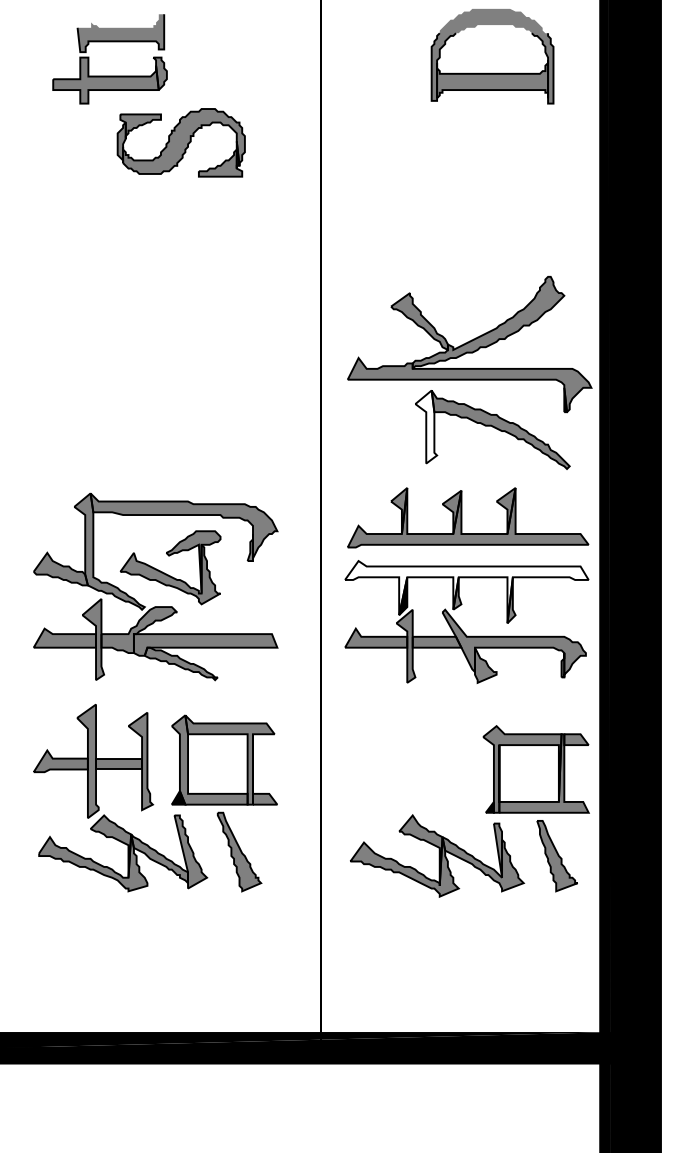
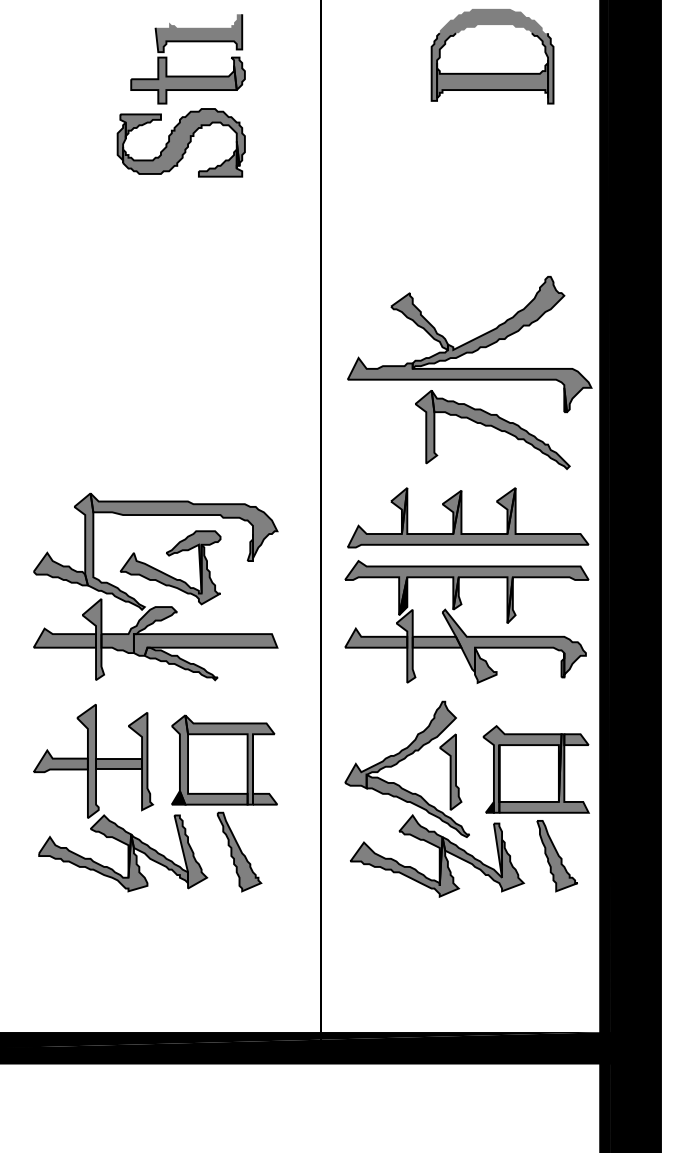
part position: (109, 75) -> (187, 75) (187, 75)
fill: none -> present (426, 426)
fill: none -> present (466, 592)
part: none -> present (403, 760)
